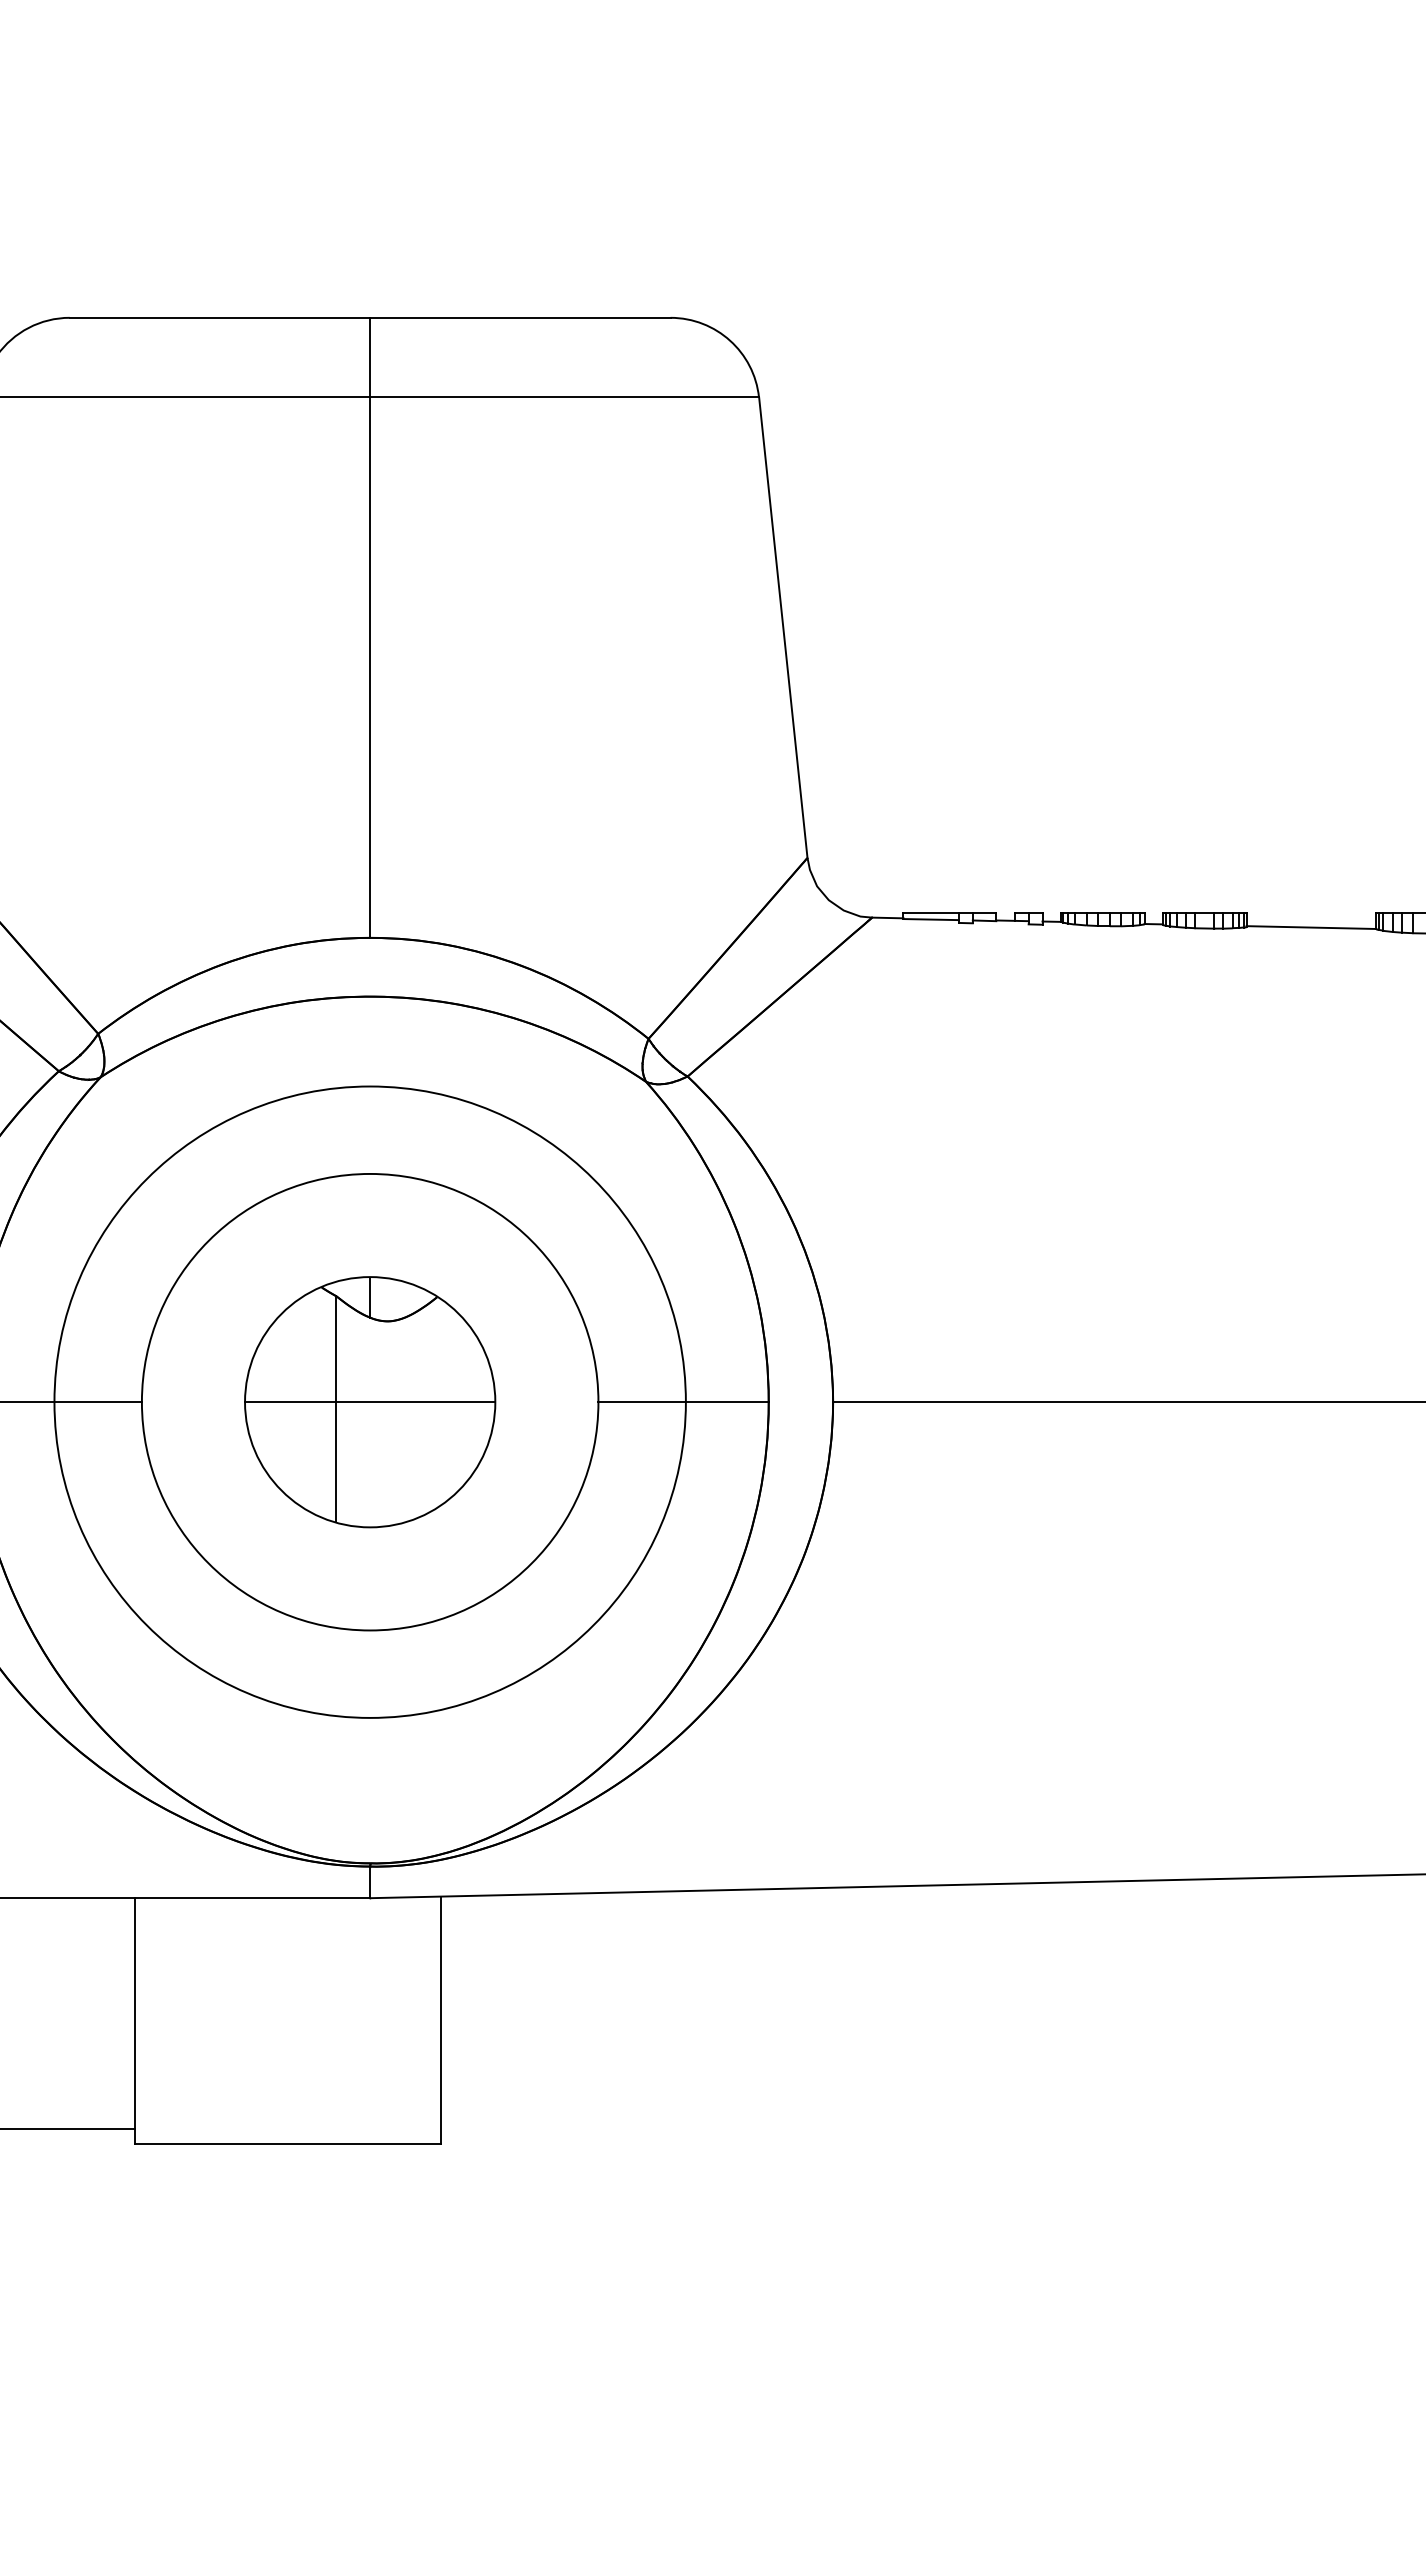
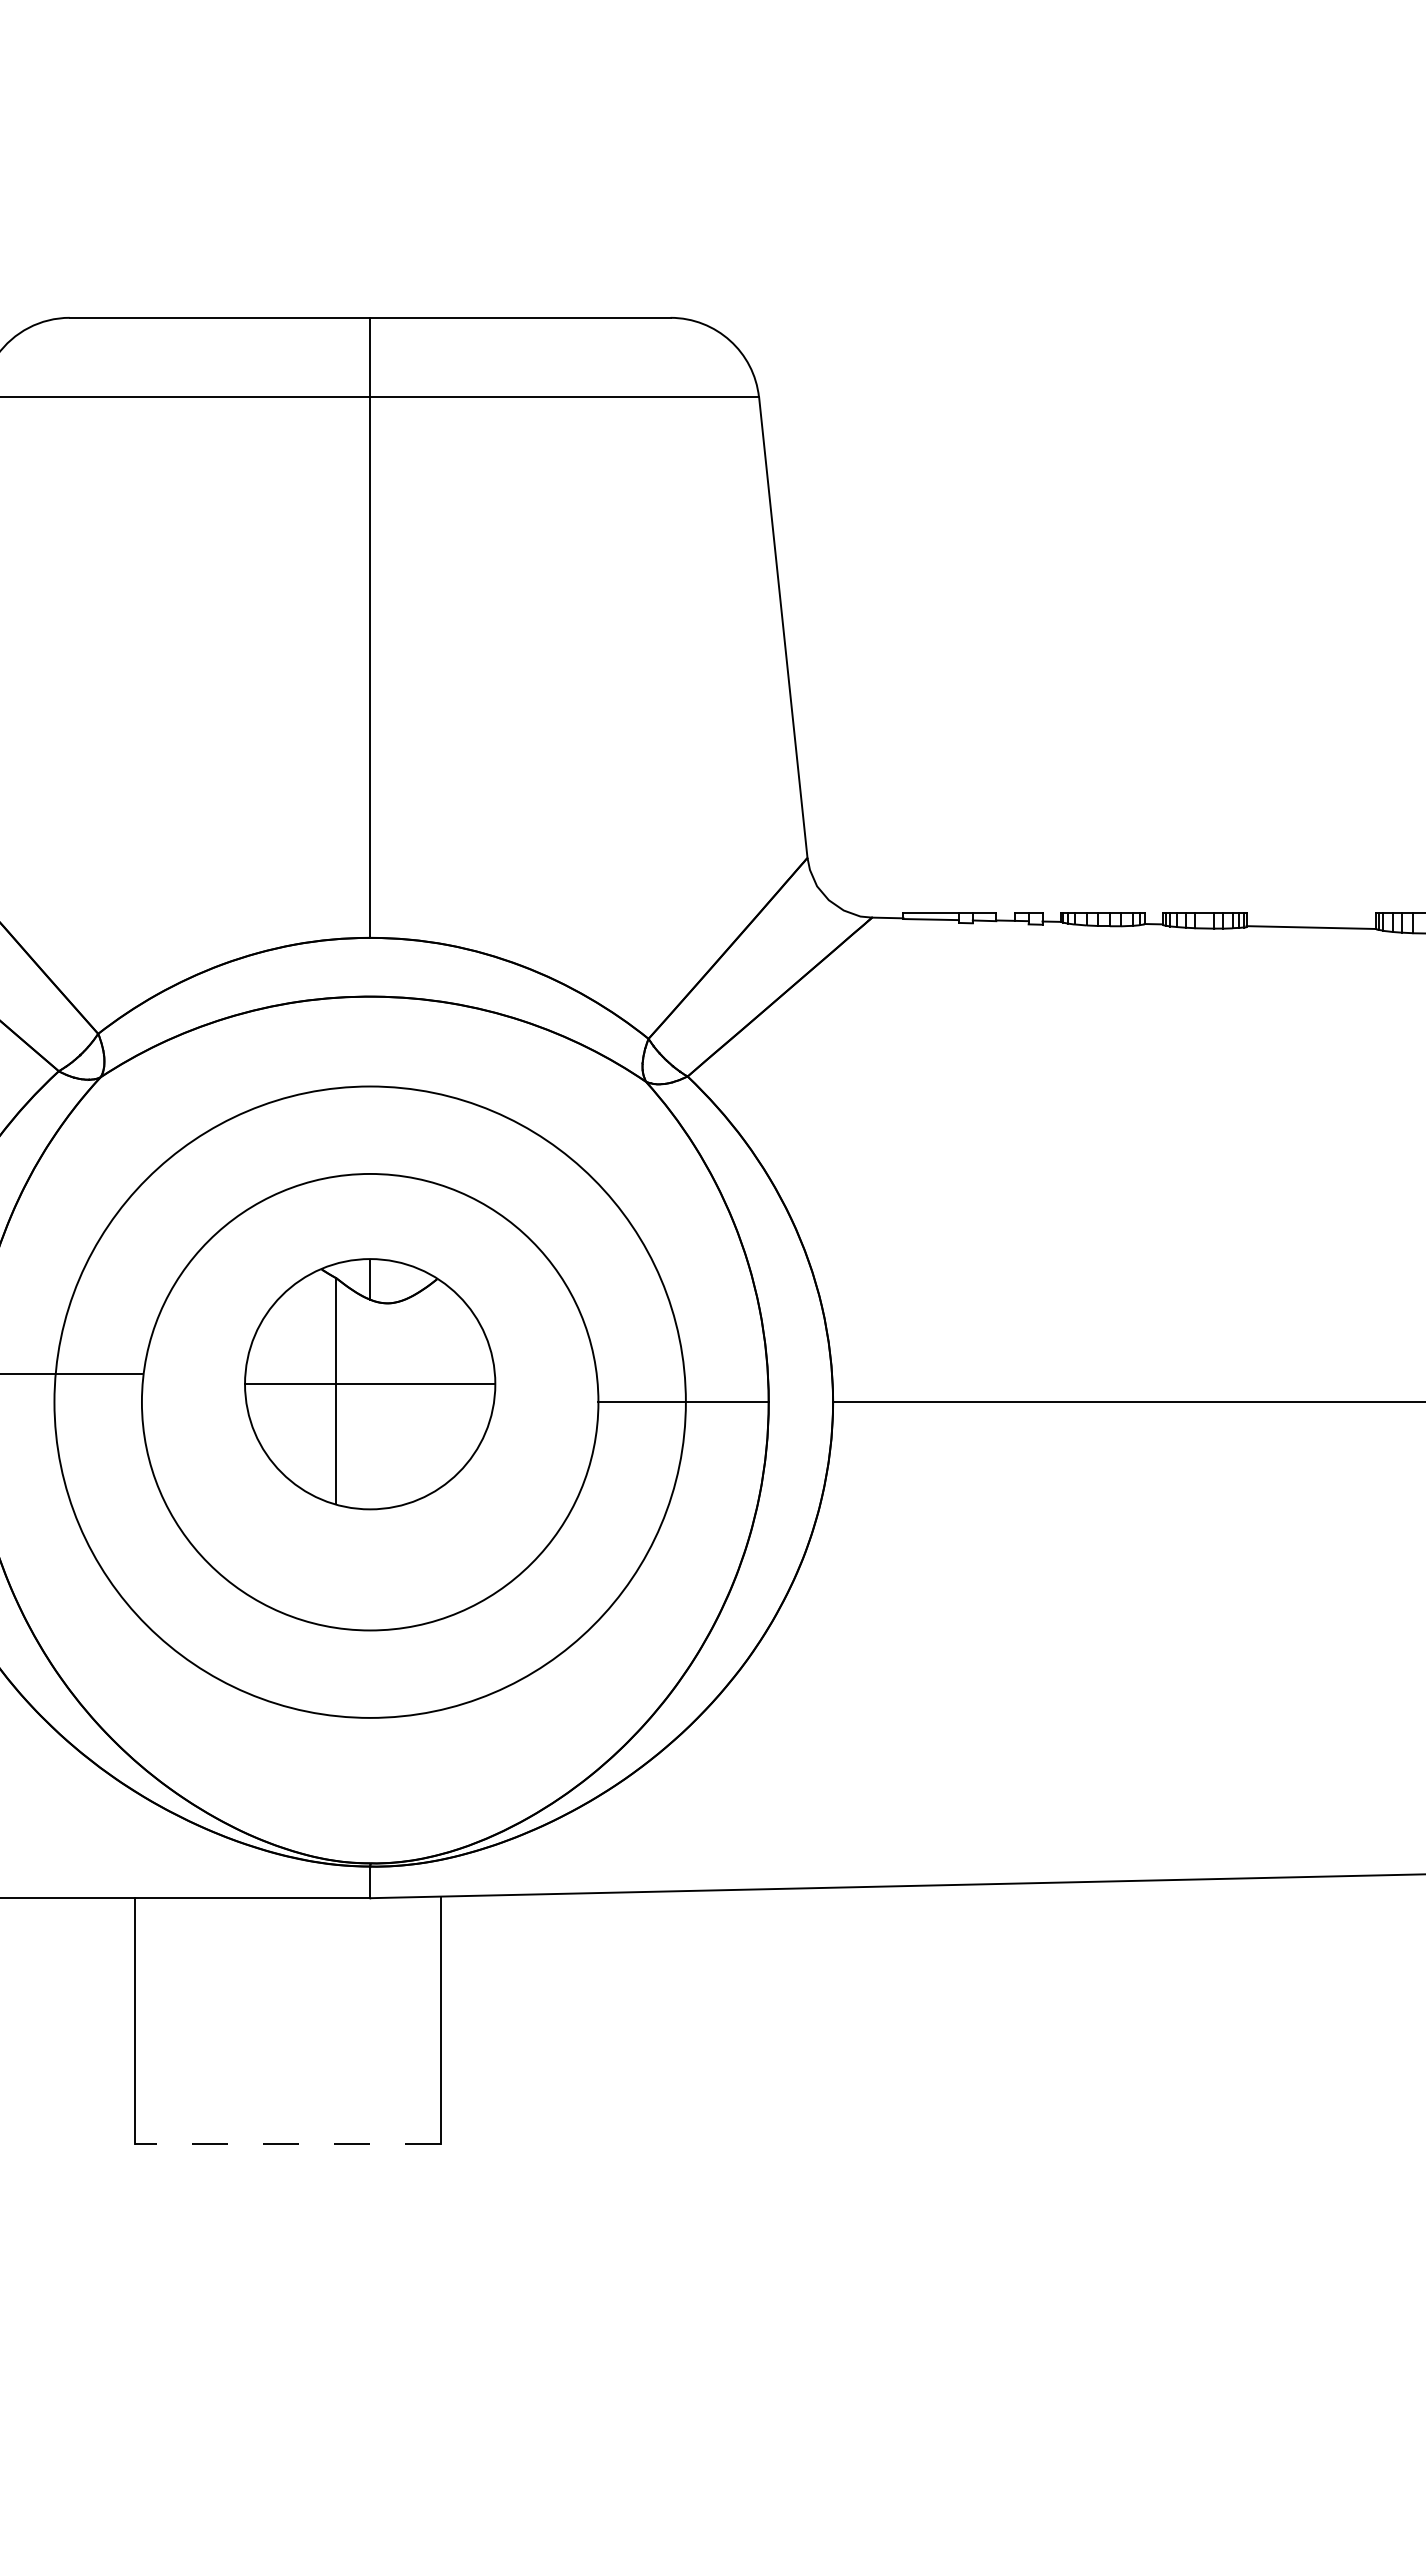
line position: (71, 1402) -> (71, 1374) (71, 1374)
part position: (370, 1402) -> (370, 1384) (370, 1384)
line: present -> none (68, 2128)
line: solid -> dashed (288, 2143)
